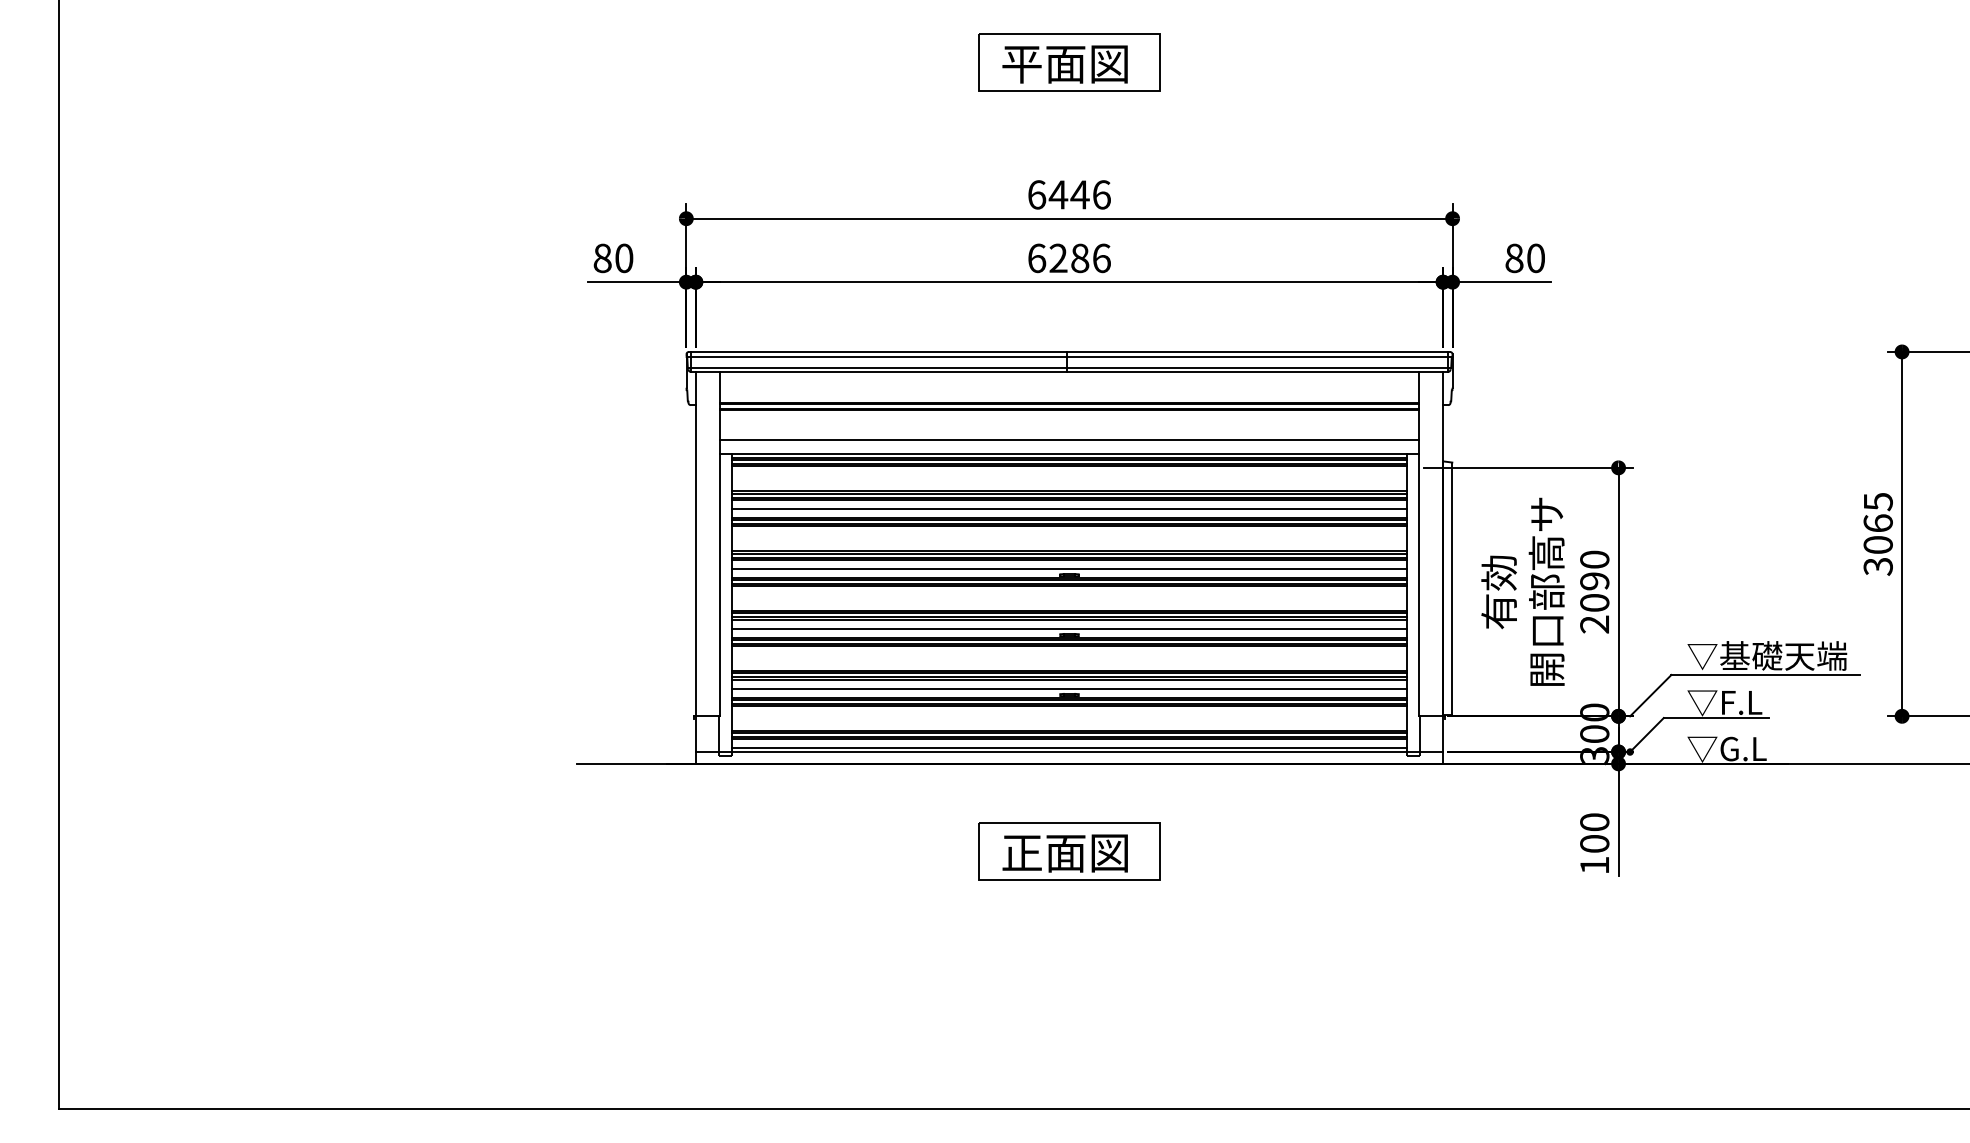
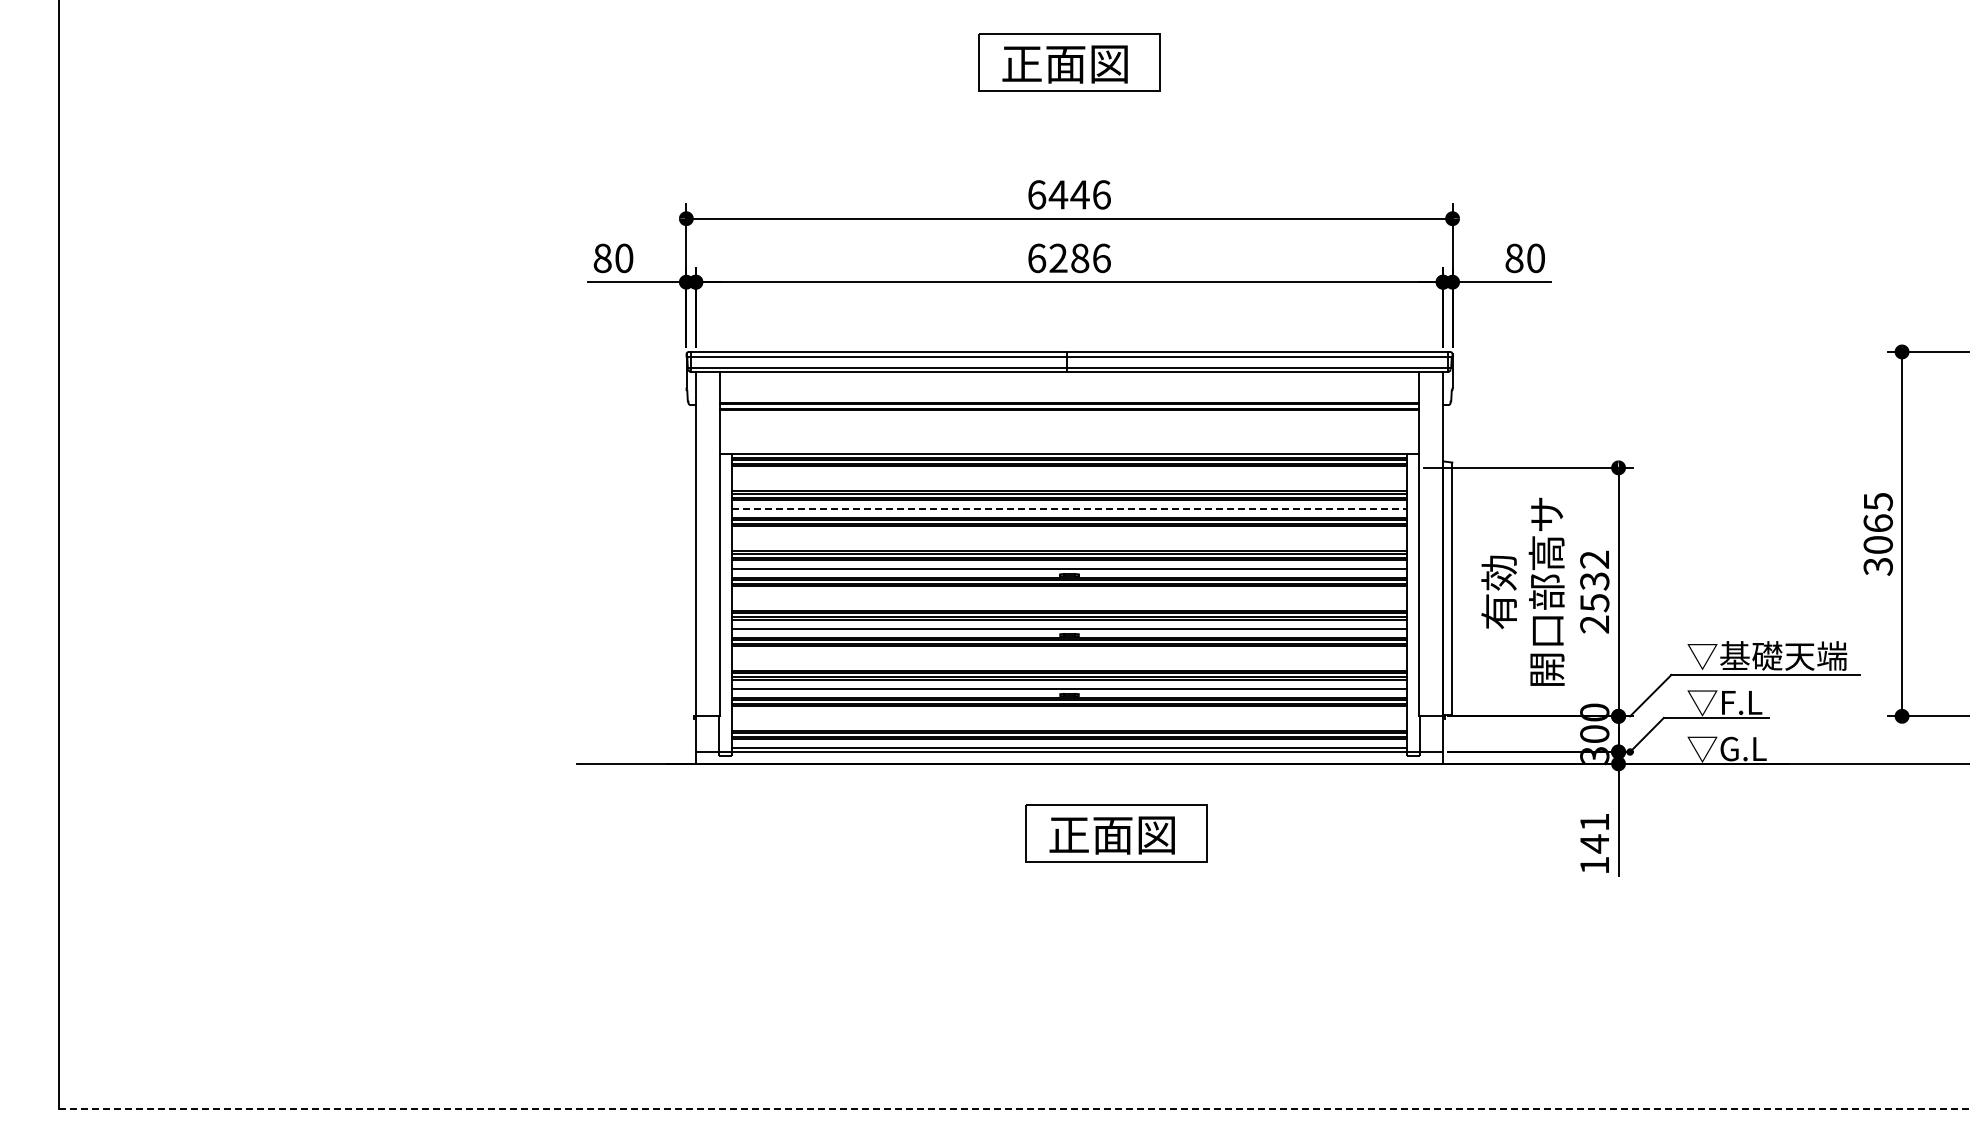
text: 平面図 -> 正面図 (1021, 64)
line: present -> none (1069, 440)
line: solid -> dashed (1069, 508)
text: 2090 -> 2532 (1594, 581)
text: 100 -> 141 (1594, 833)
part position: (1069, 851) -> (1116, 833) (1116, 833)
line: solid -> dashed (1015, 1108)
